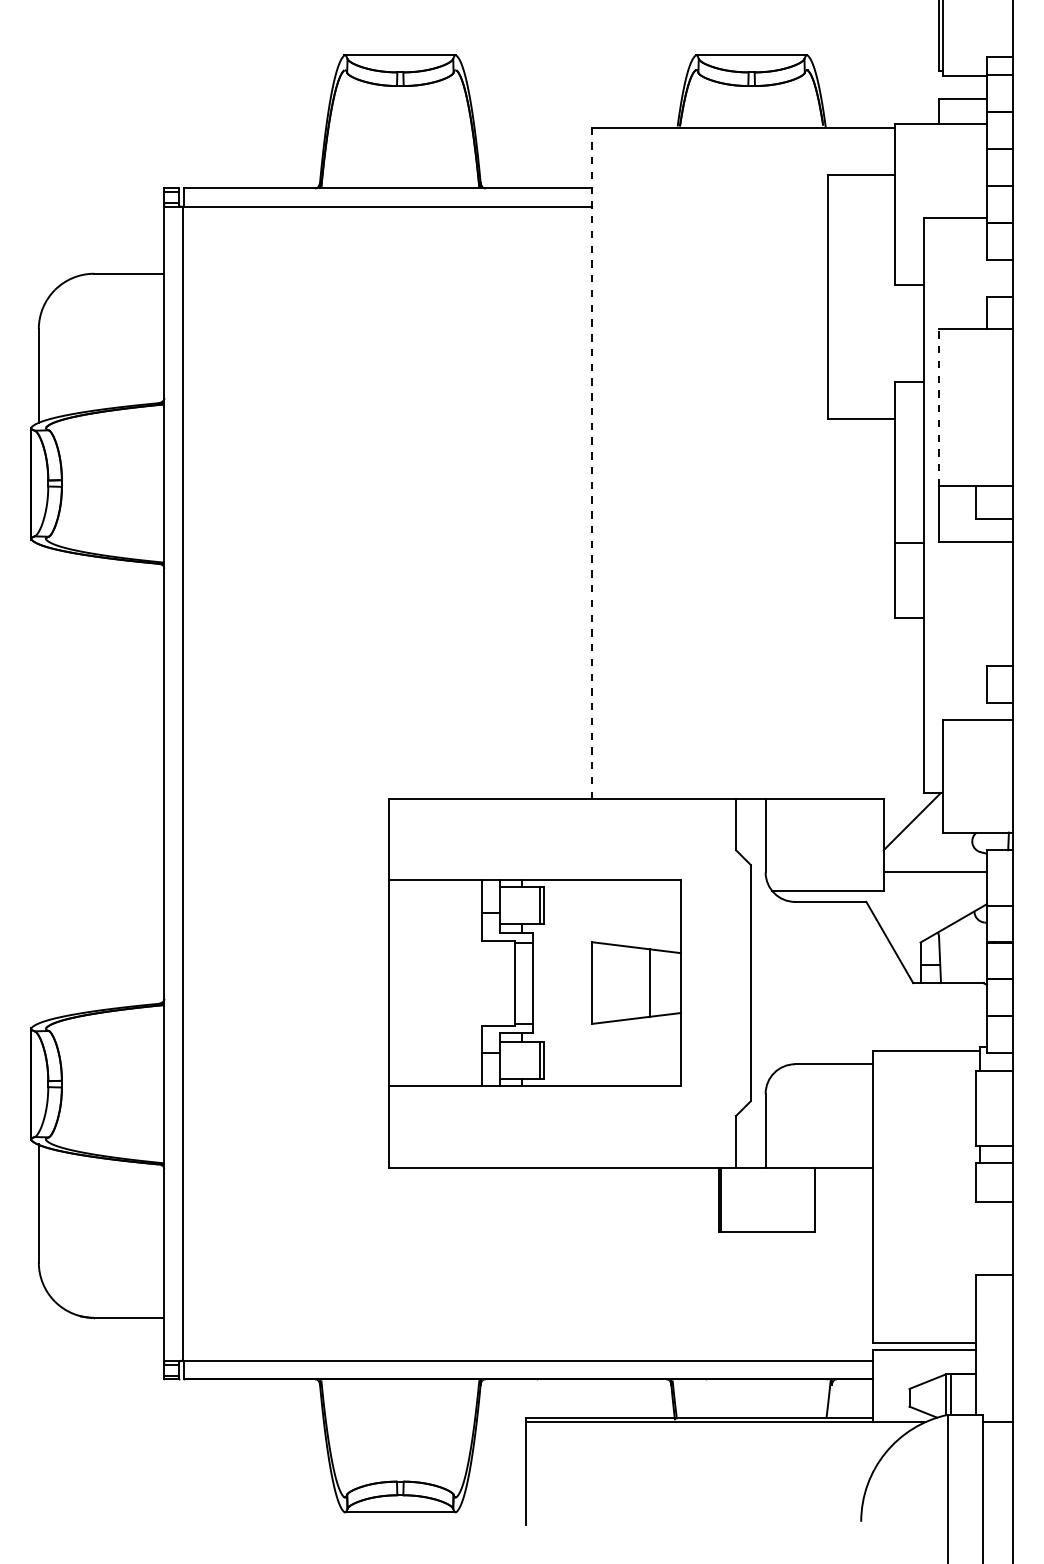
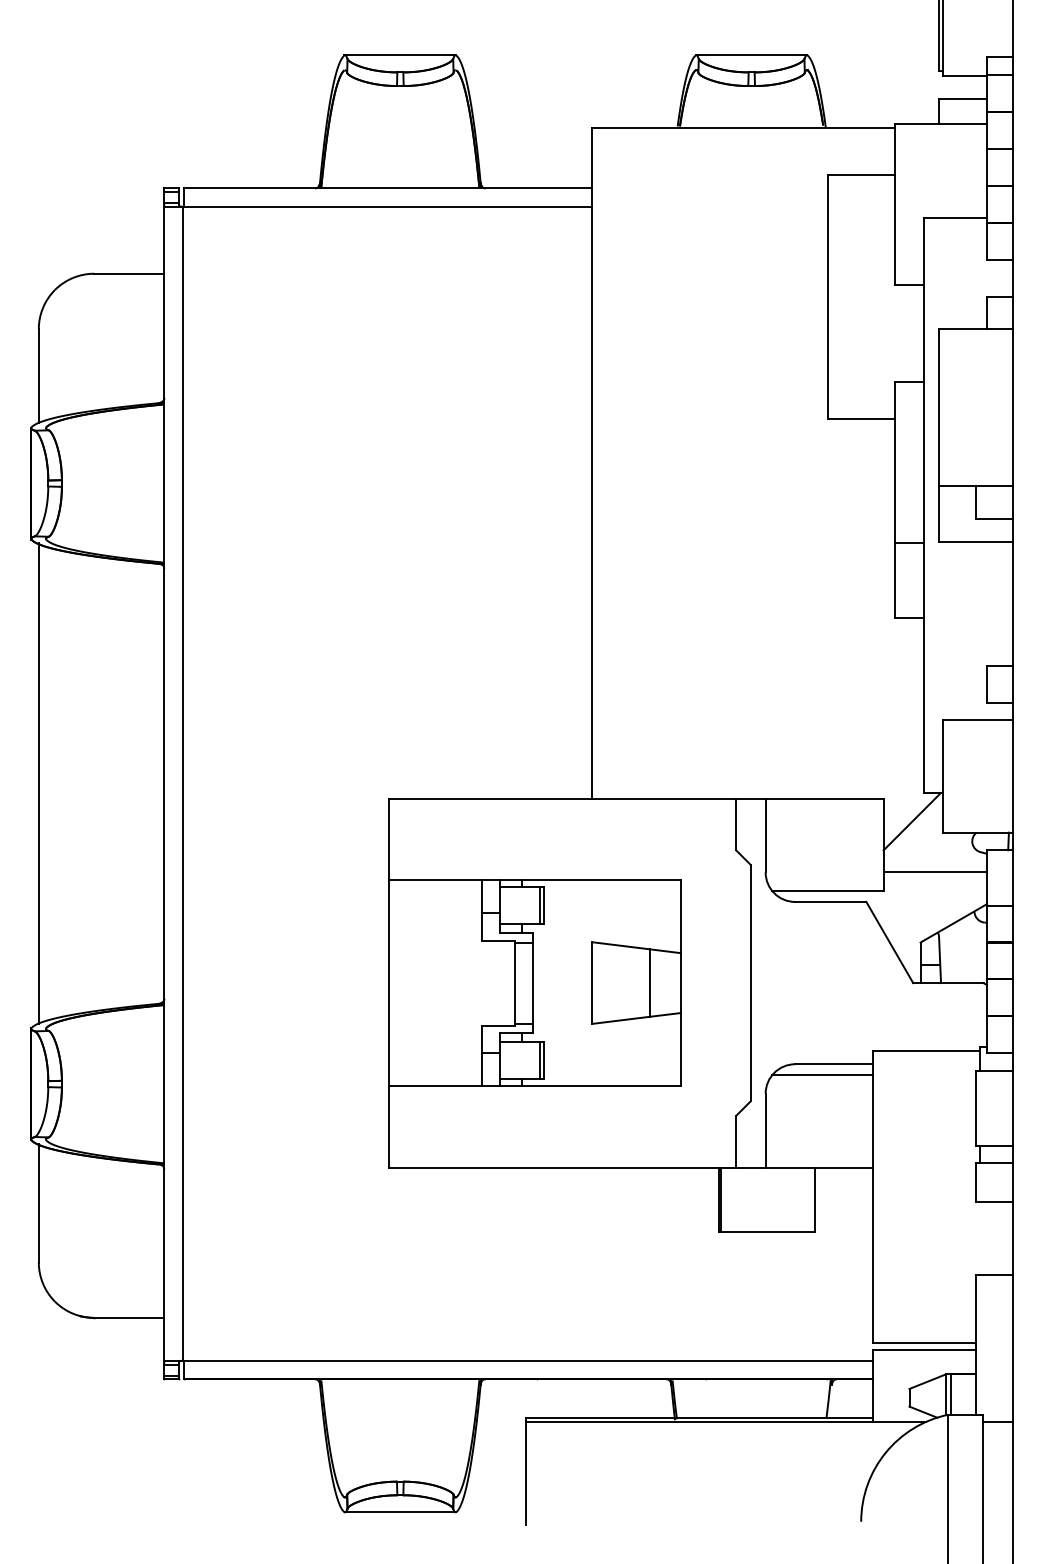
line: dashed -> solid (939, 407)
line: dashed -> solid (592, 463)
line: none -> present (38, 783)
line: none -> present (822, 1075)
